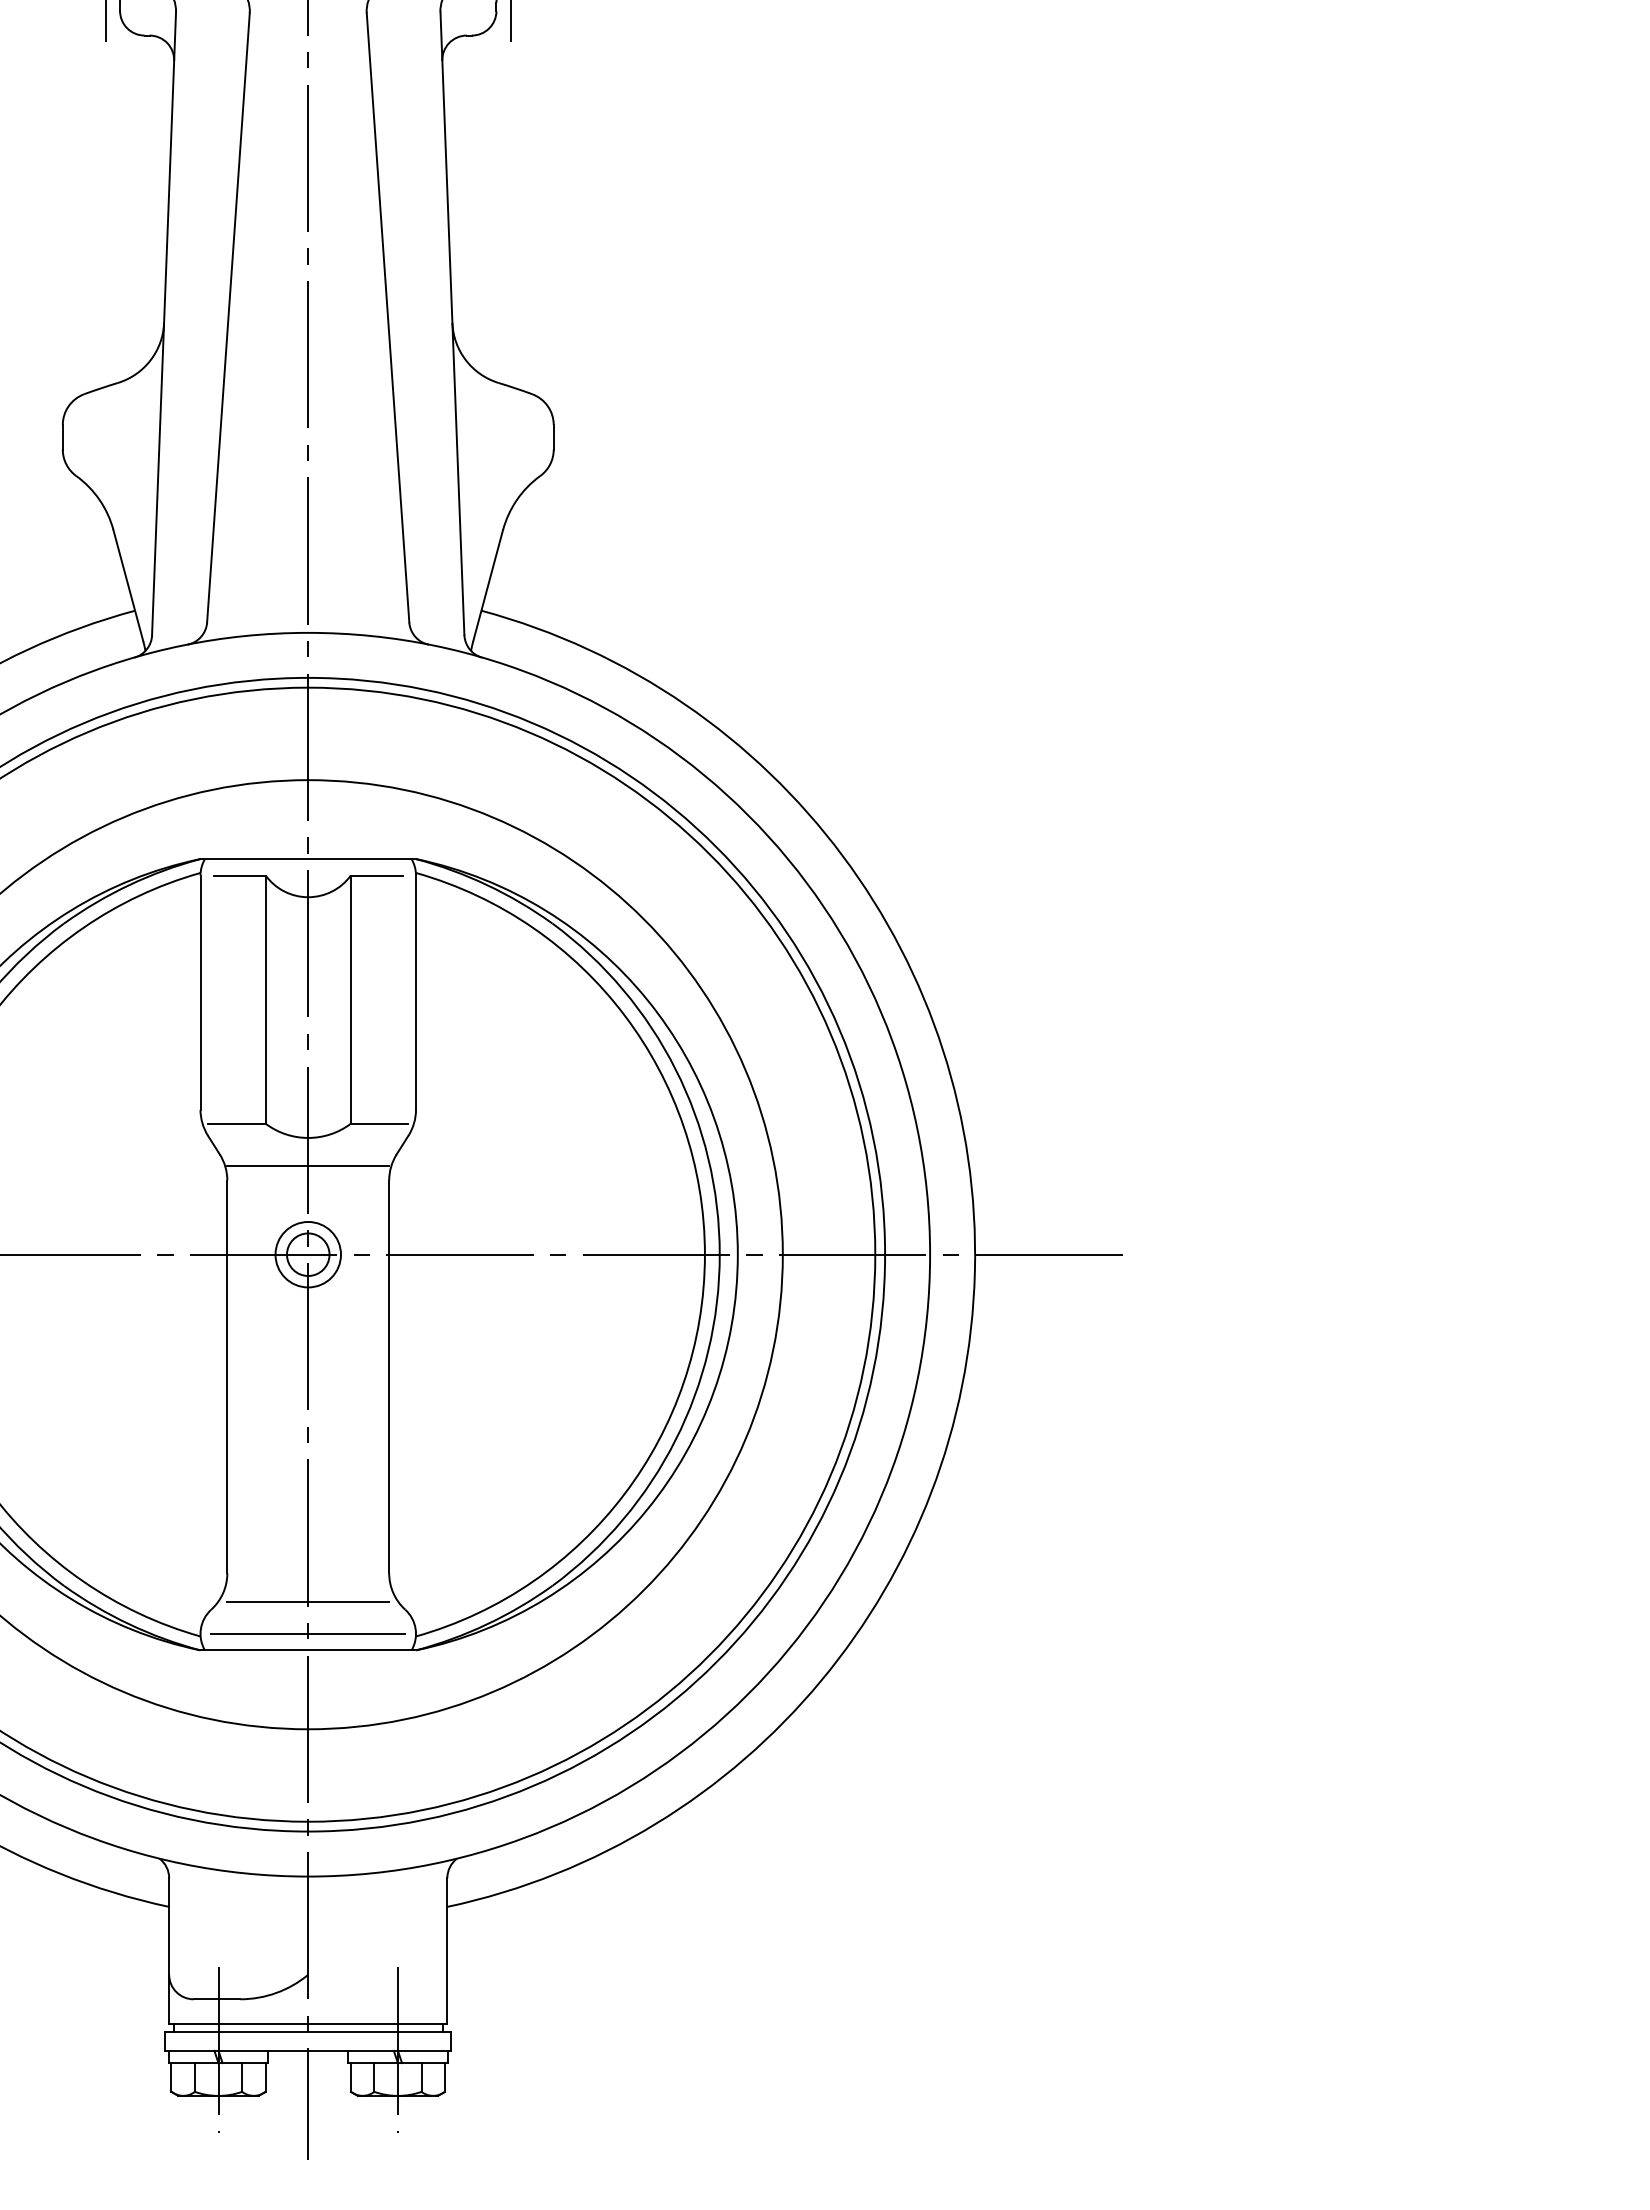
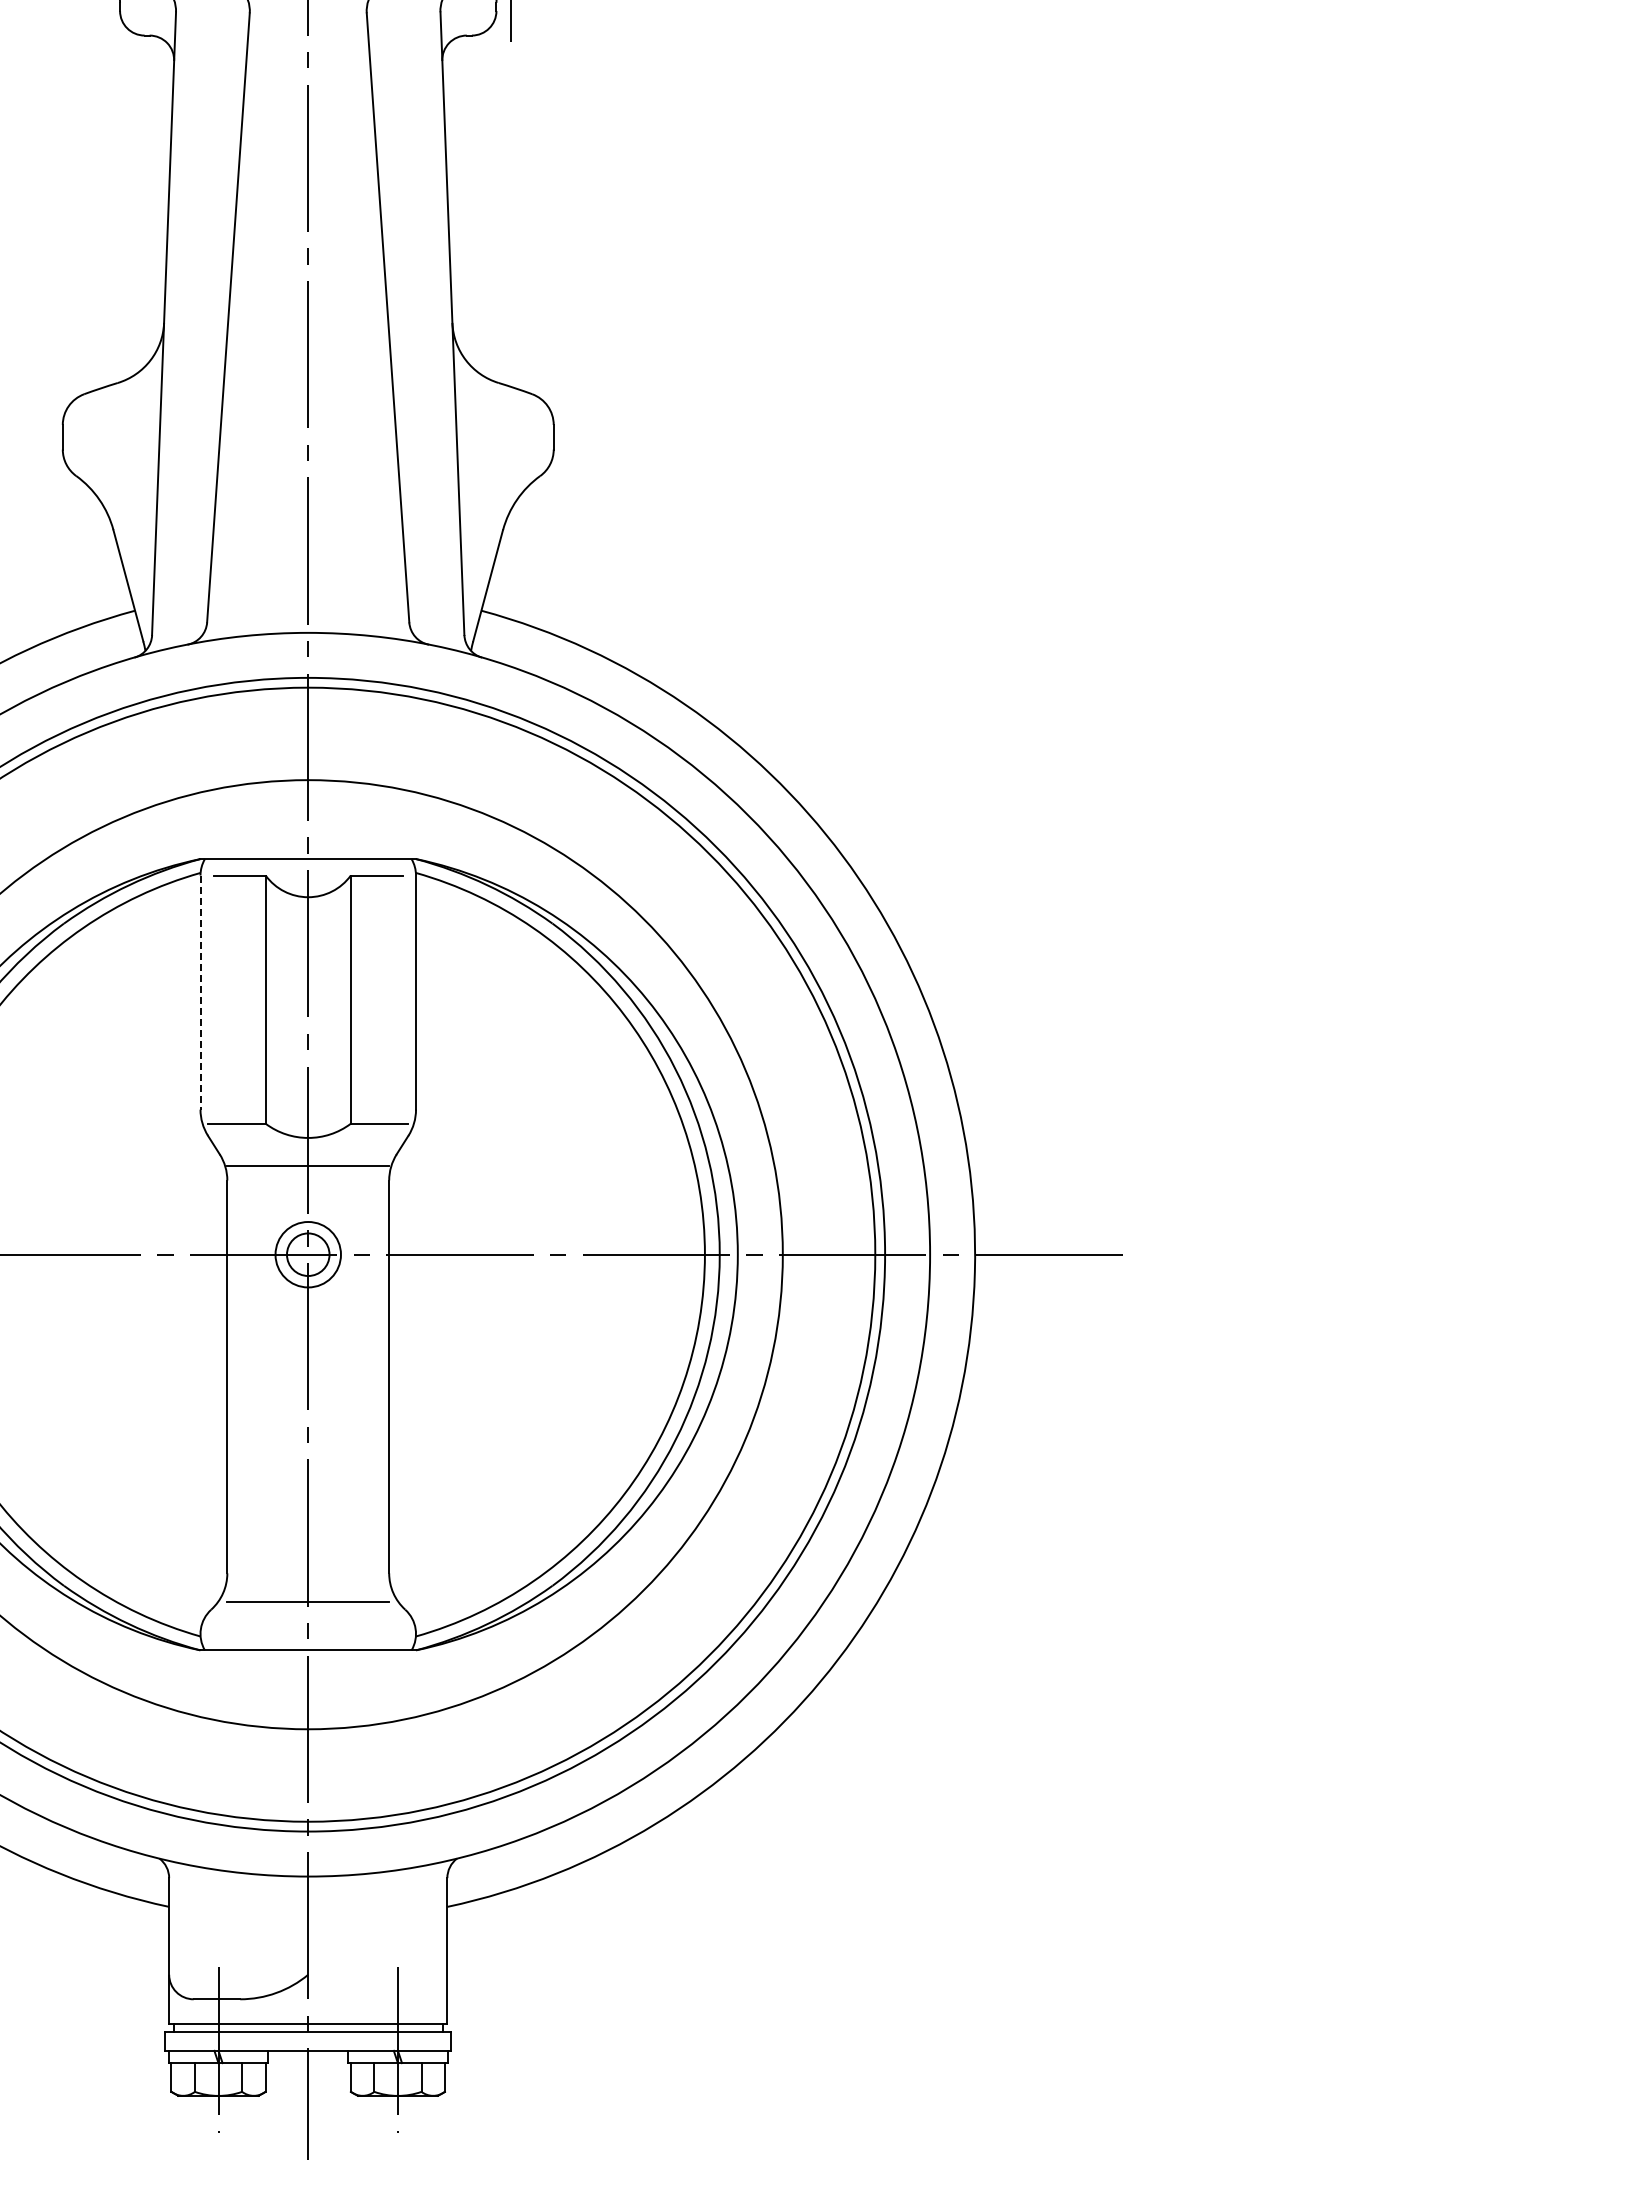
line: present -> none (105, 22)
line: solid -> dashed (200, 993)
line: present -> none (308, 1633)
